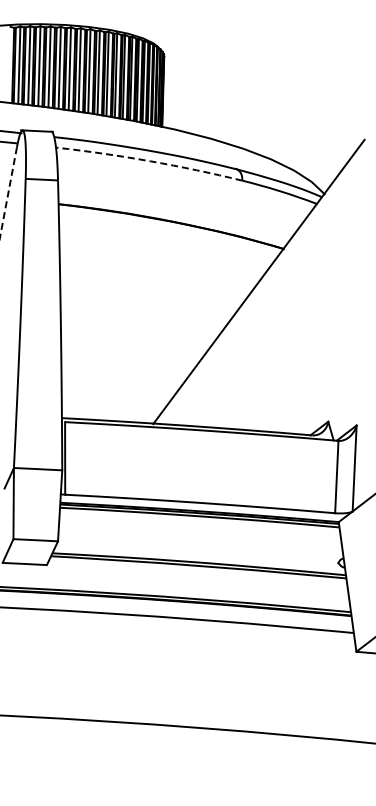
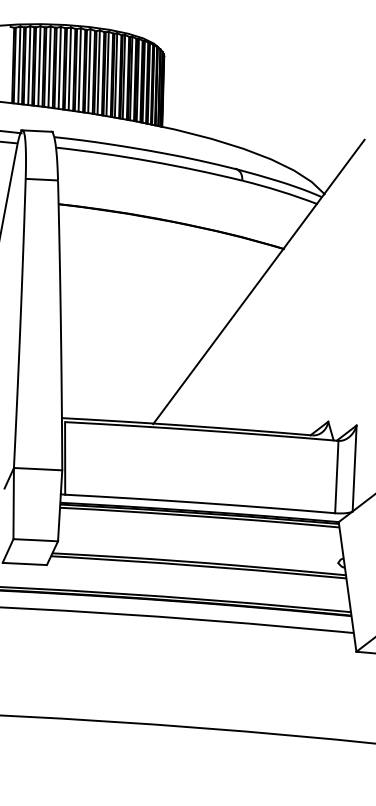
arc: dashed -> solid (150, 161)
line: dashed -> solid (8, 191)
